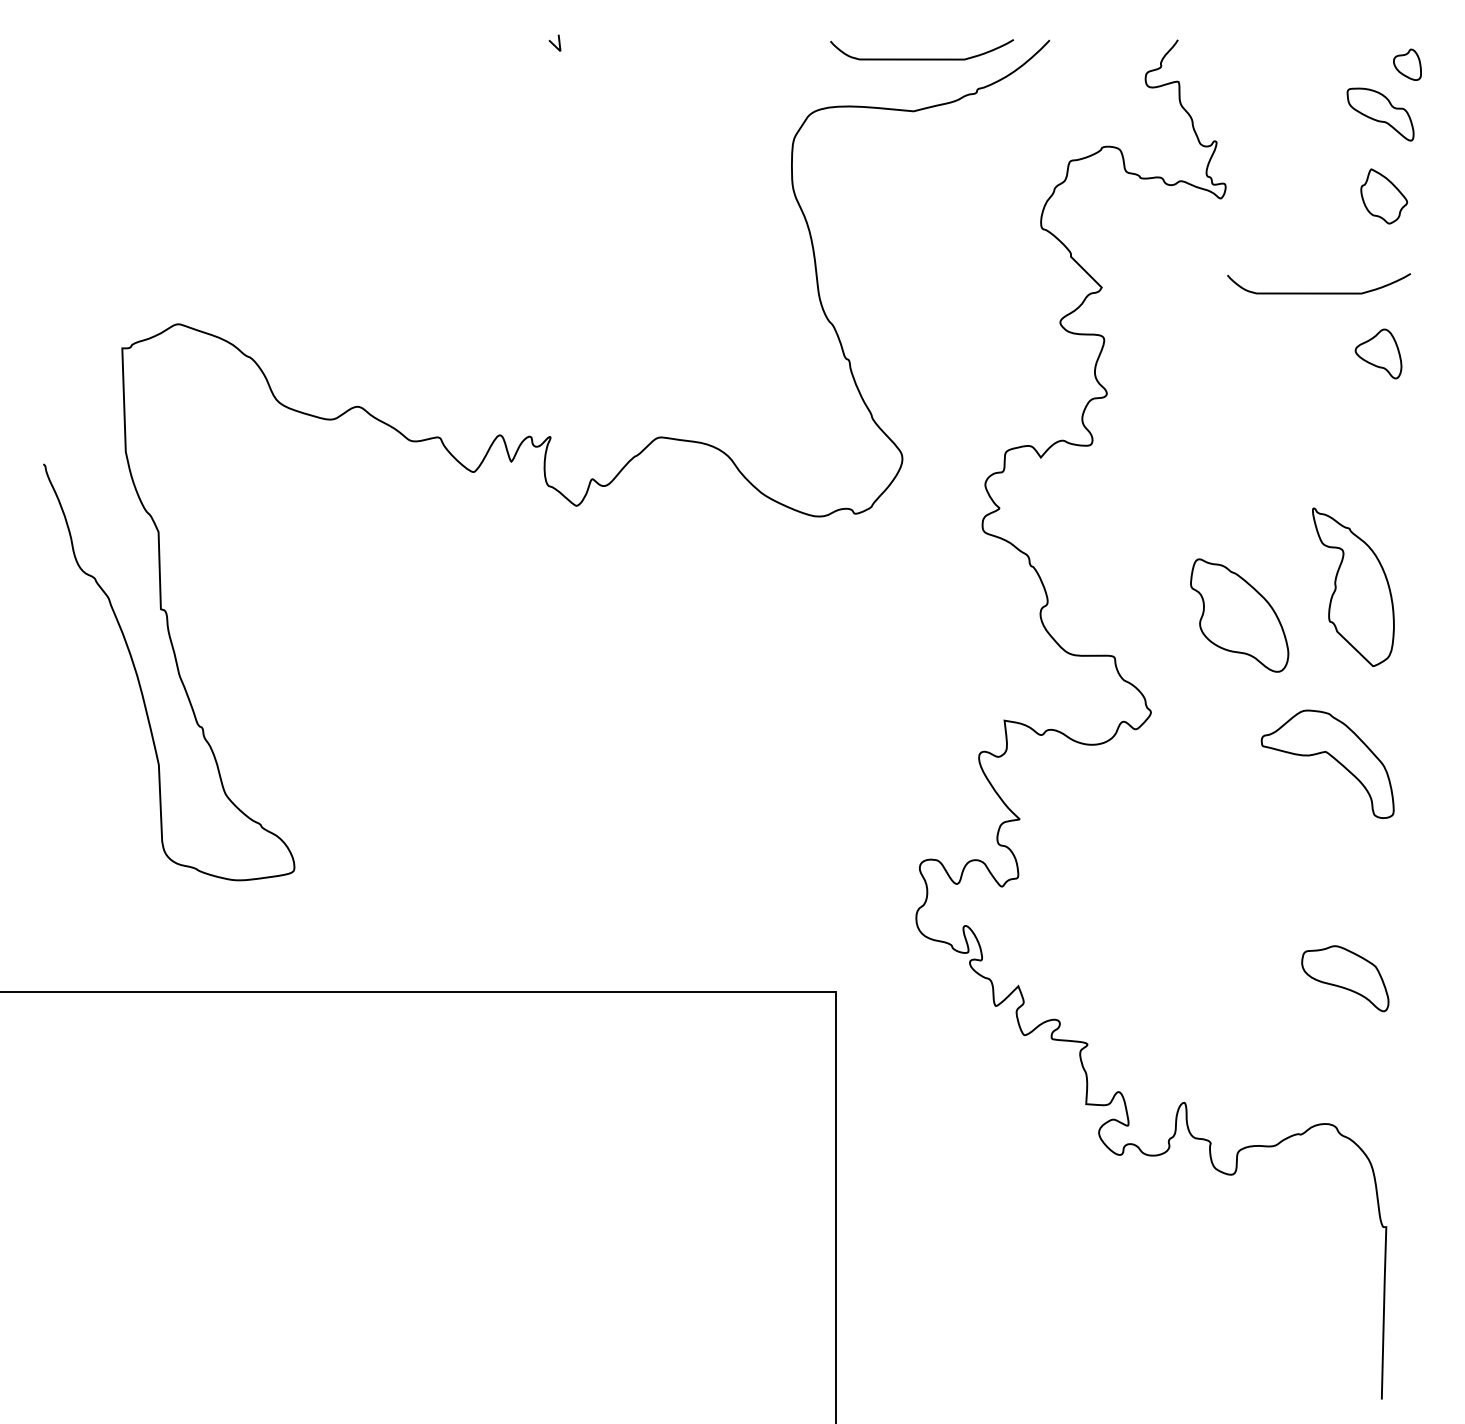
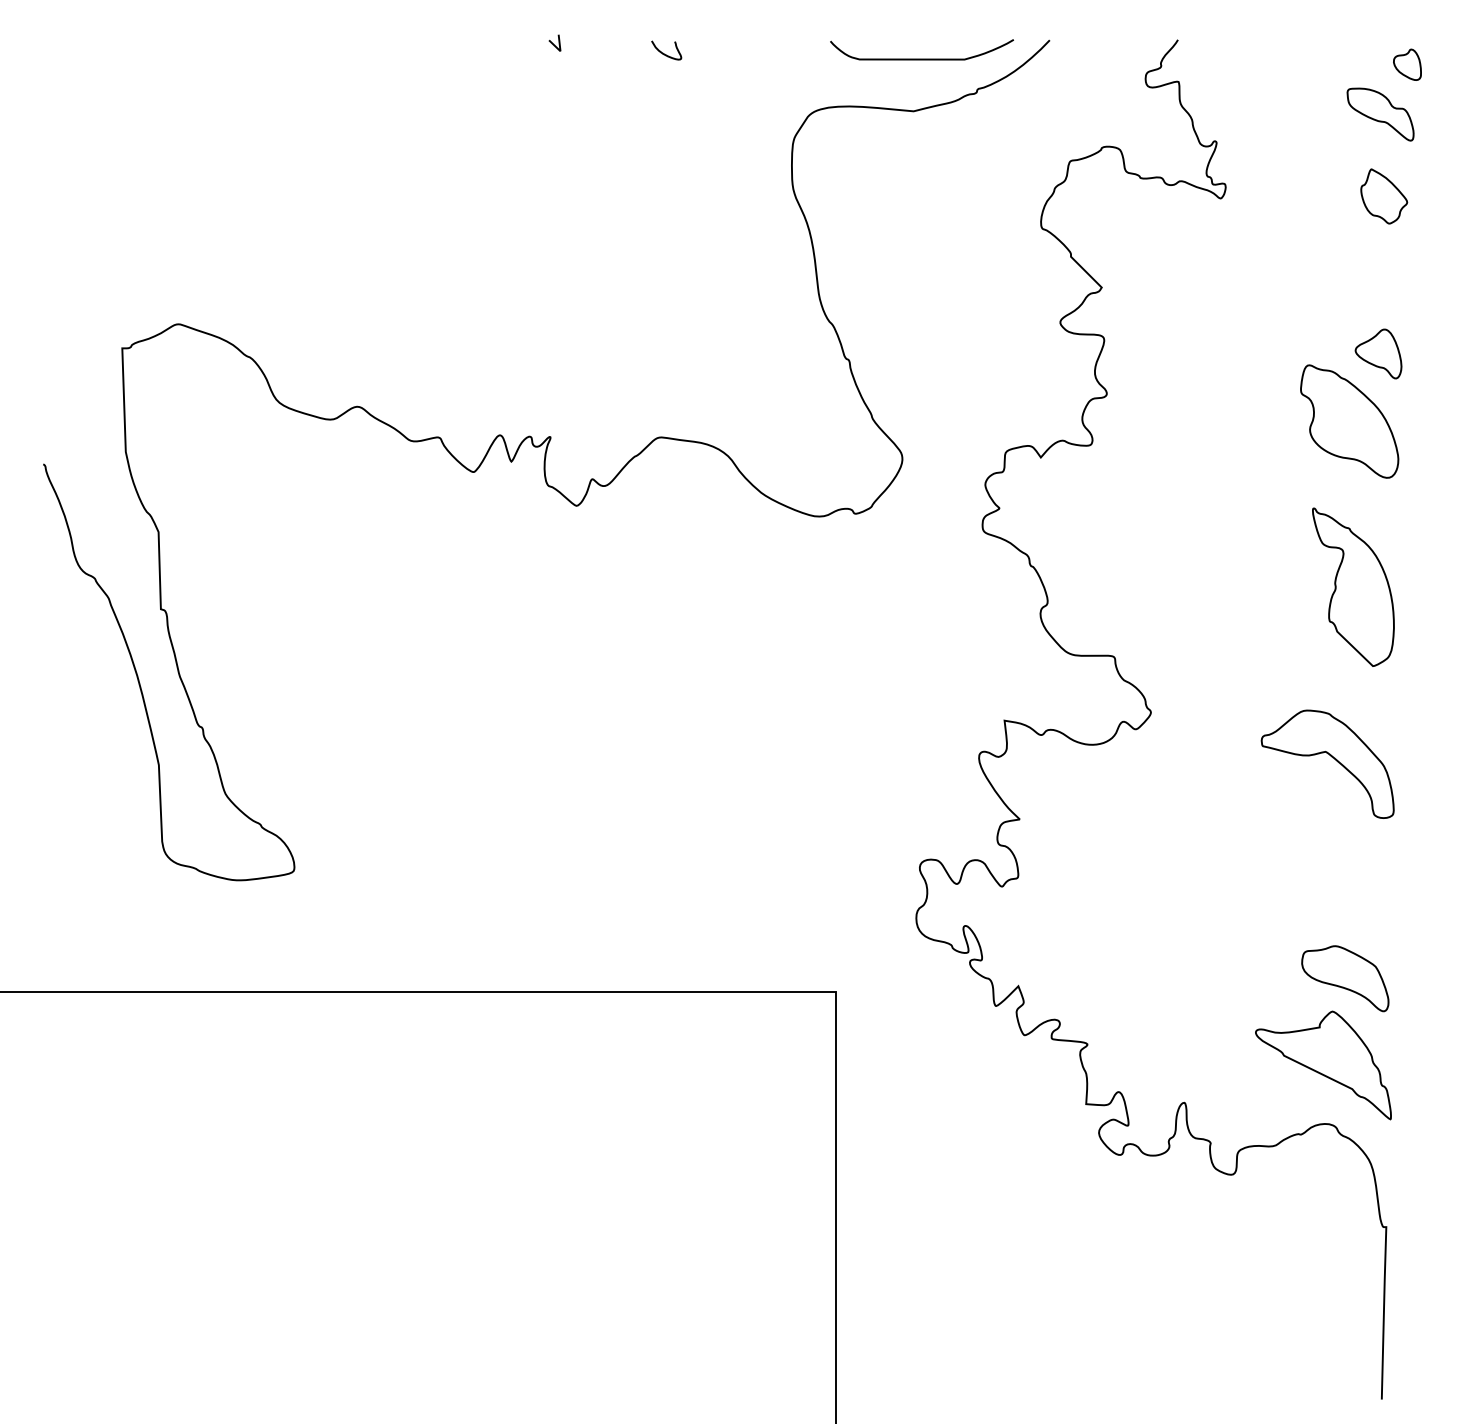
curve: none -> present (663, 52)
curve: present -> none (1318, 292)
part position: (1239, 615) -> (1349, 421) (1349, 421)
part: none -> present (1323, 1065)
